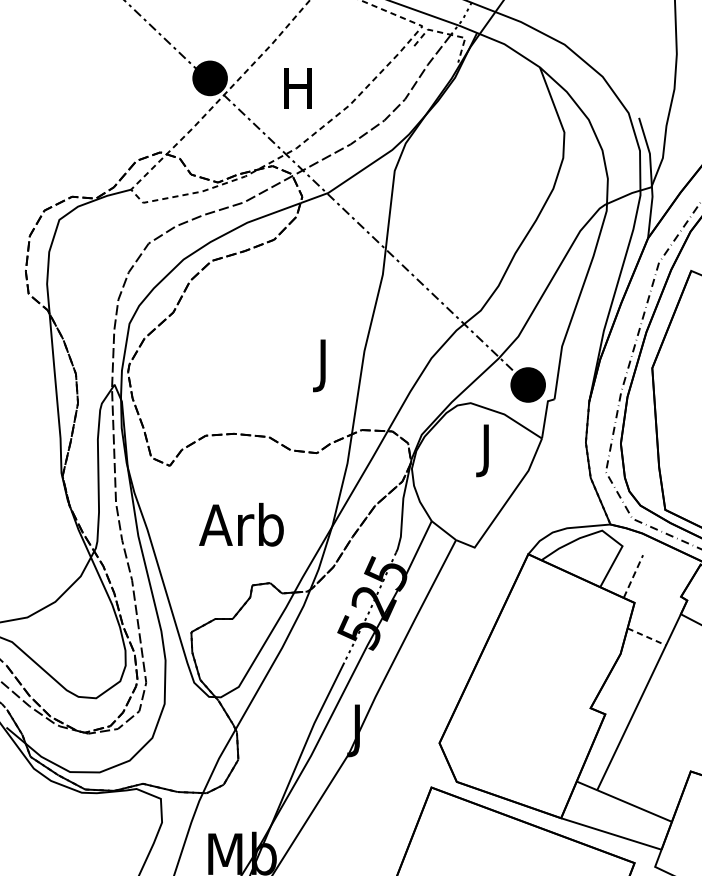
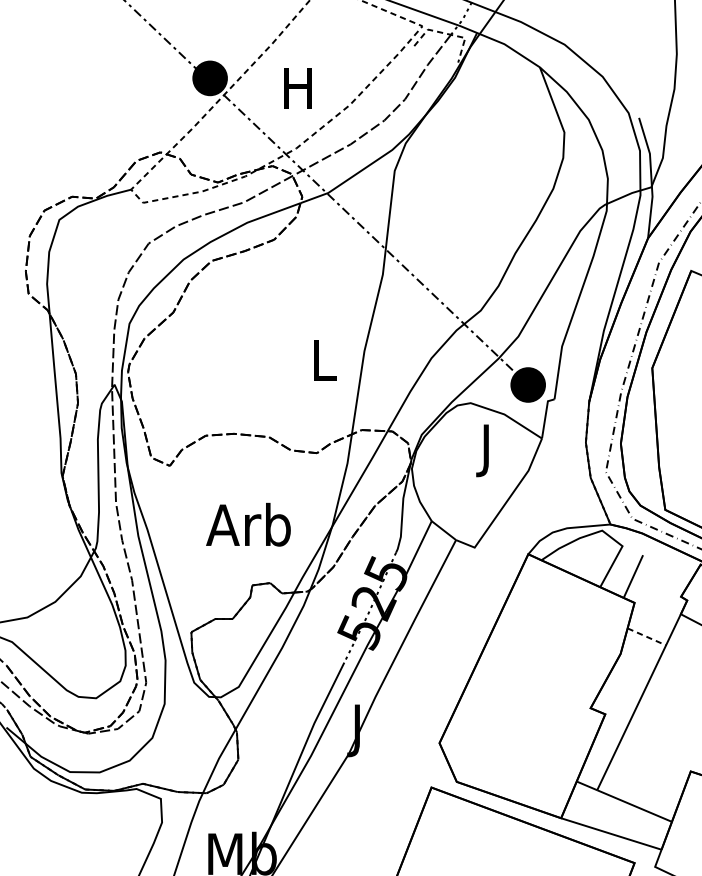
text: J -> L (324, 365)
text position: (241, 524) -> (248, 524) (248, 524)
line: dashed -> solid (633, 576)
